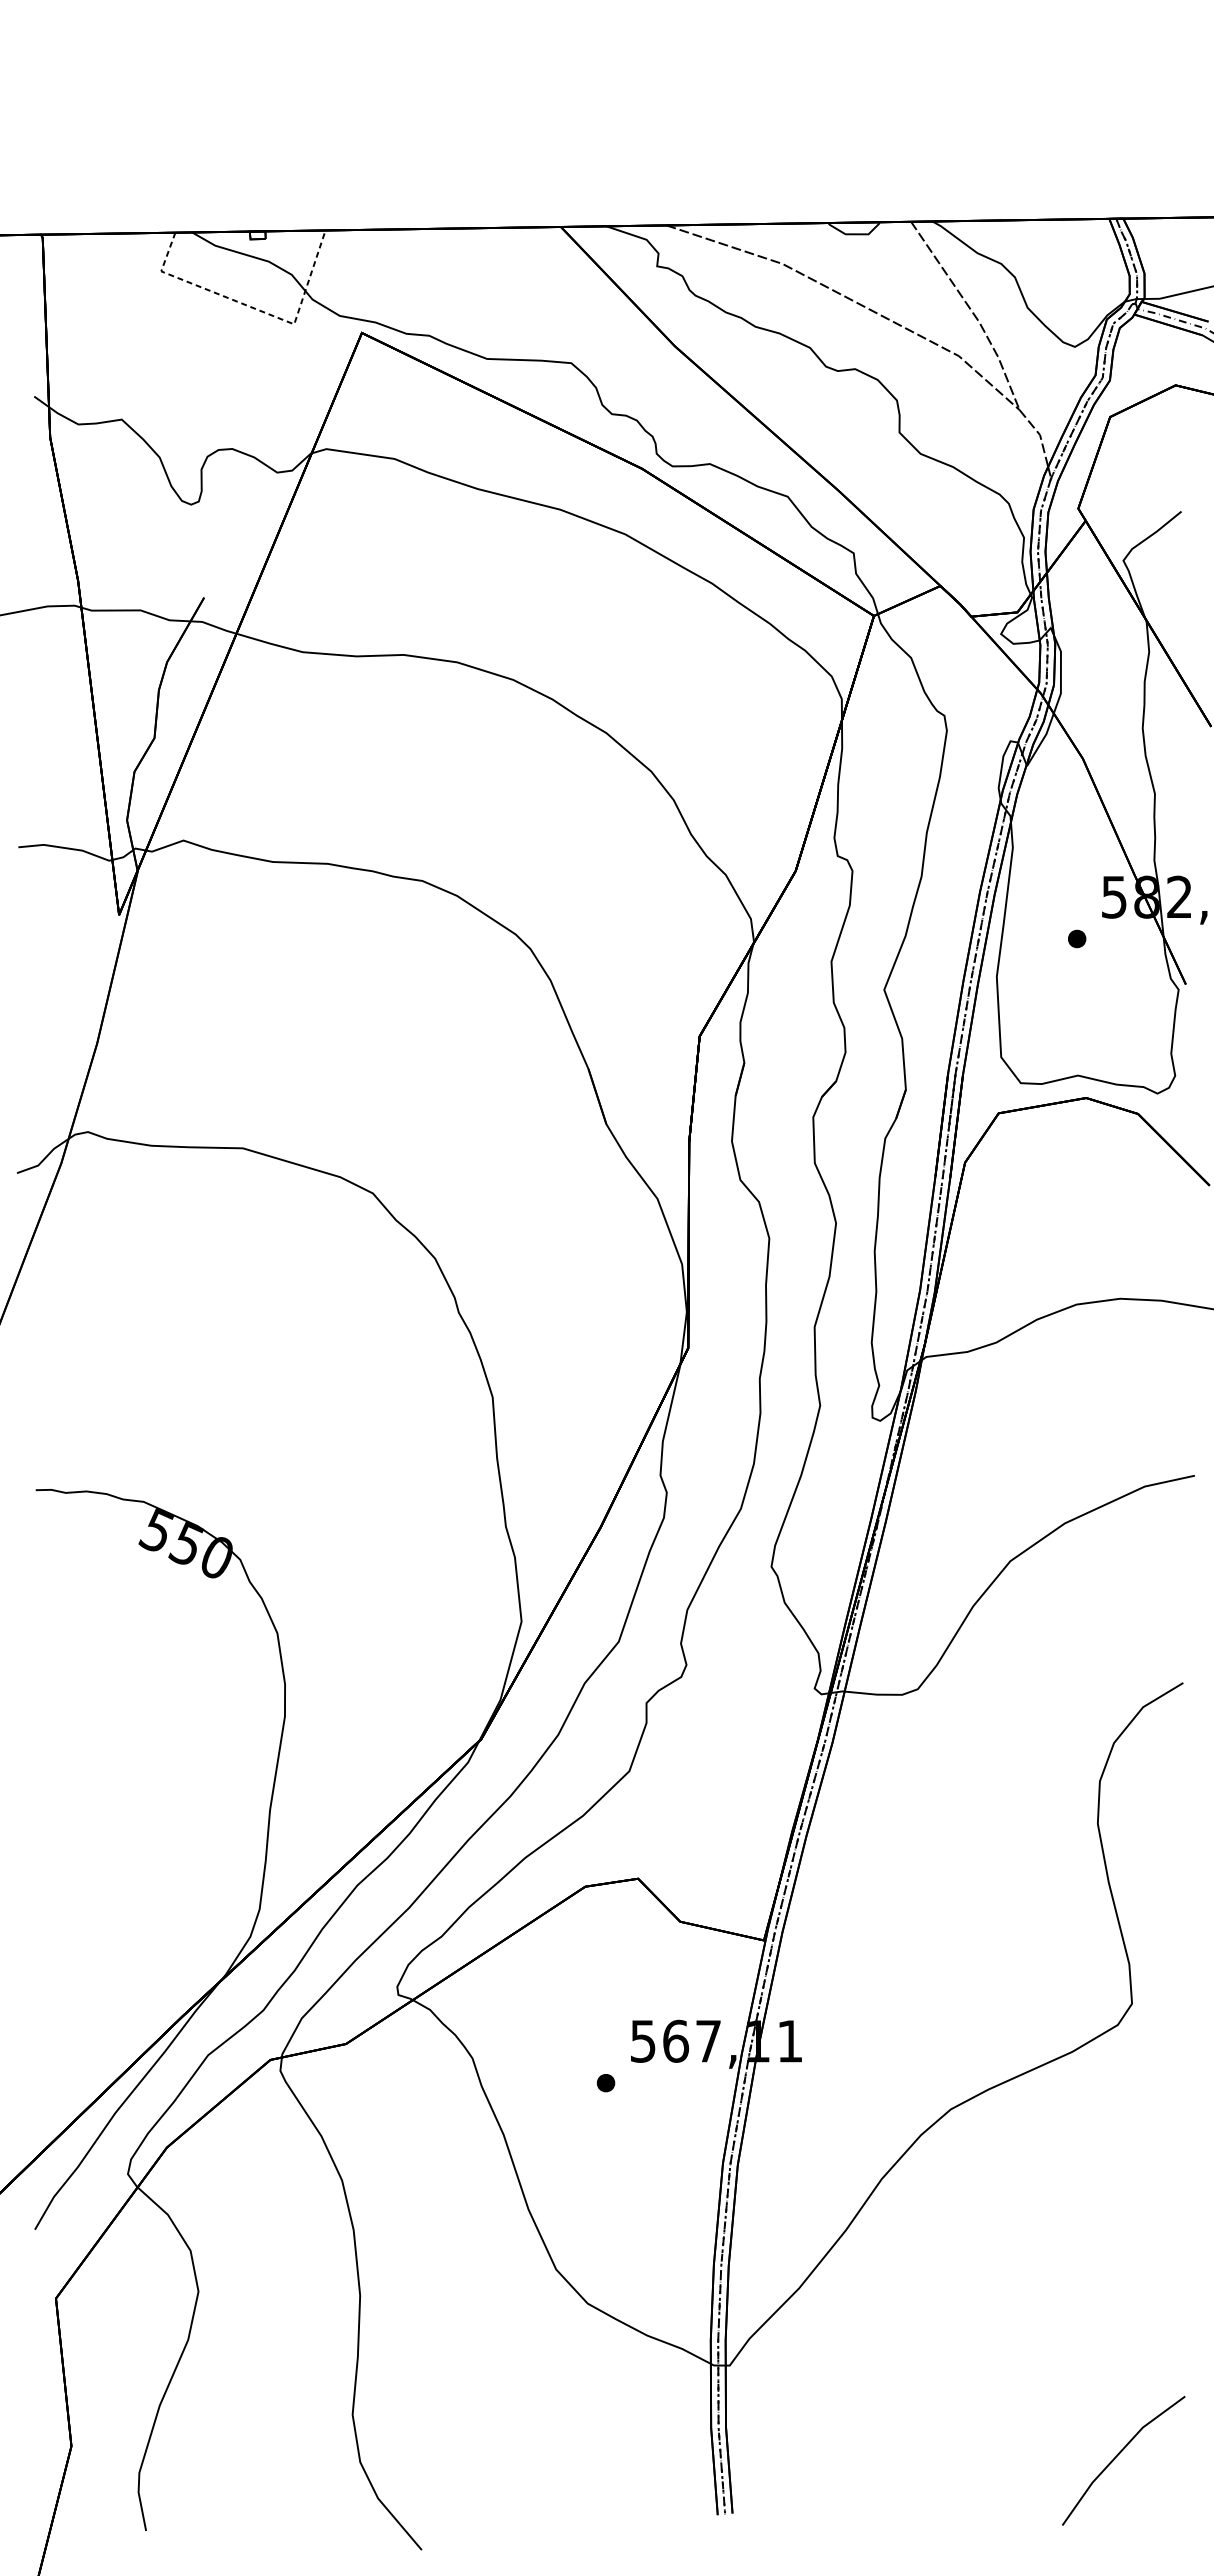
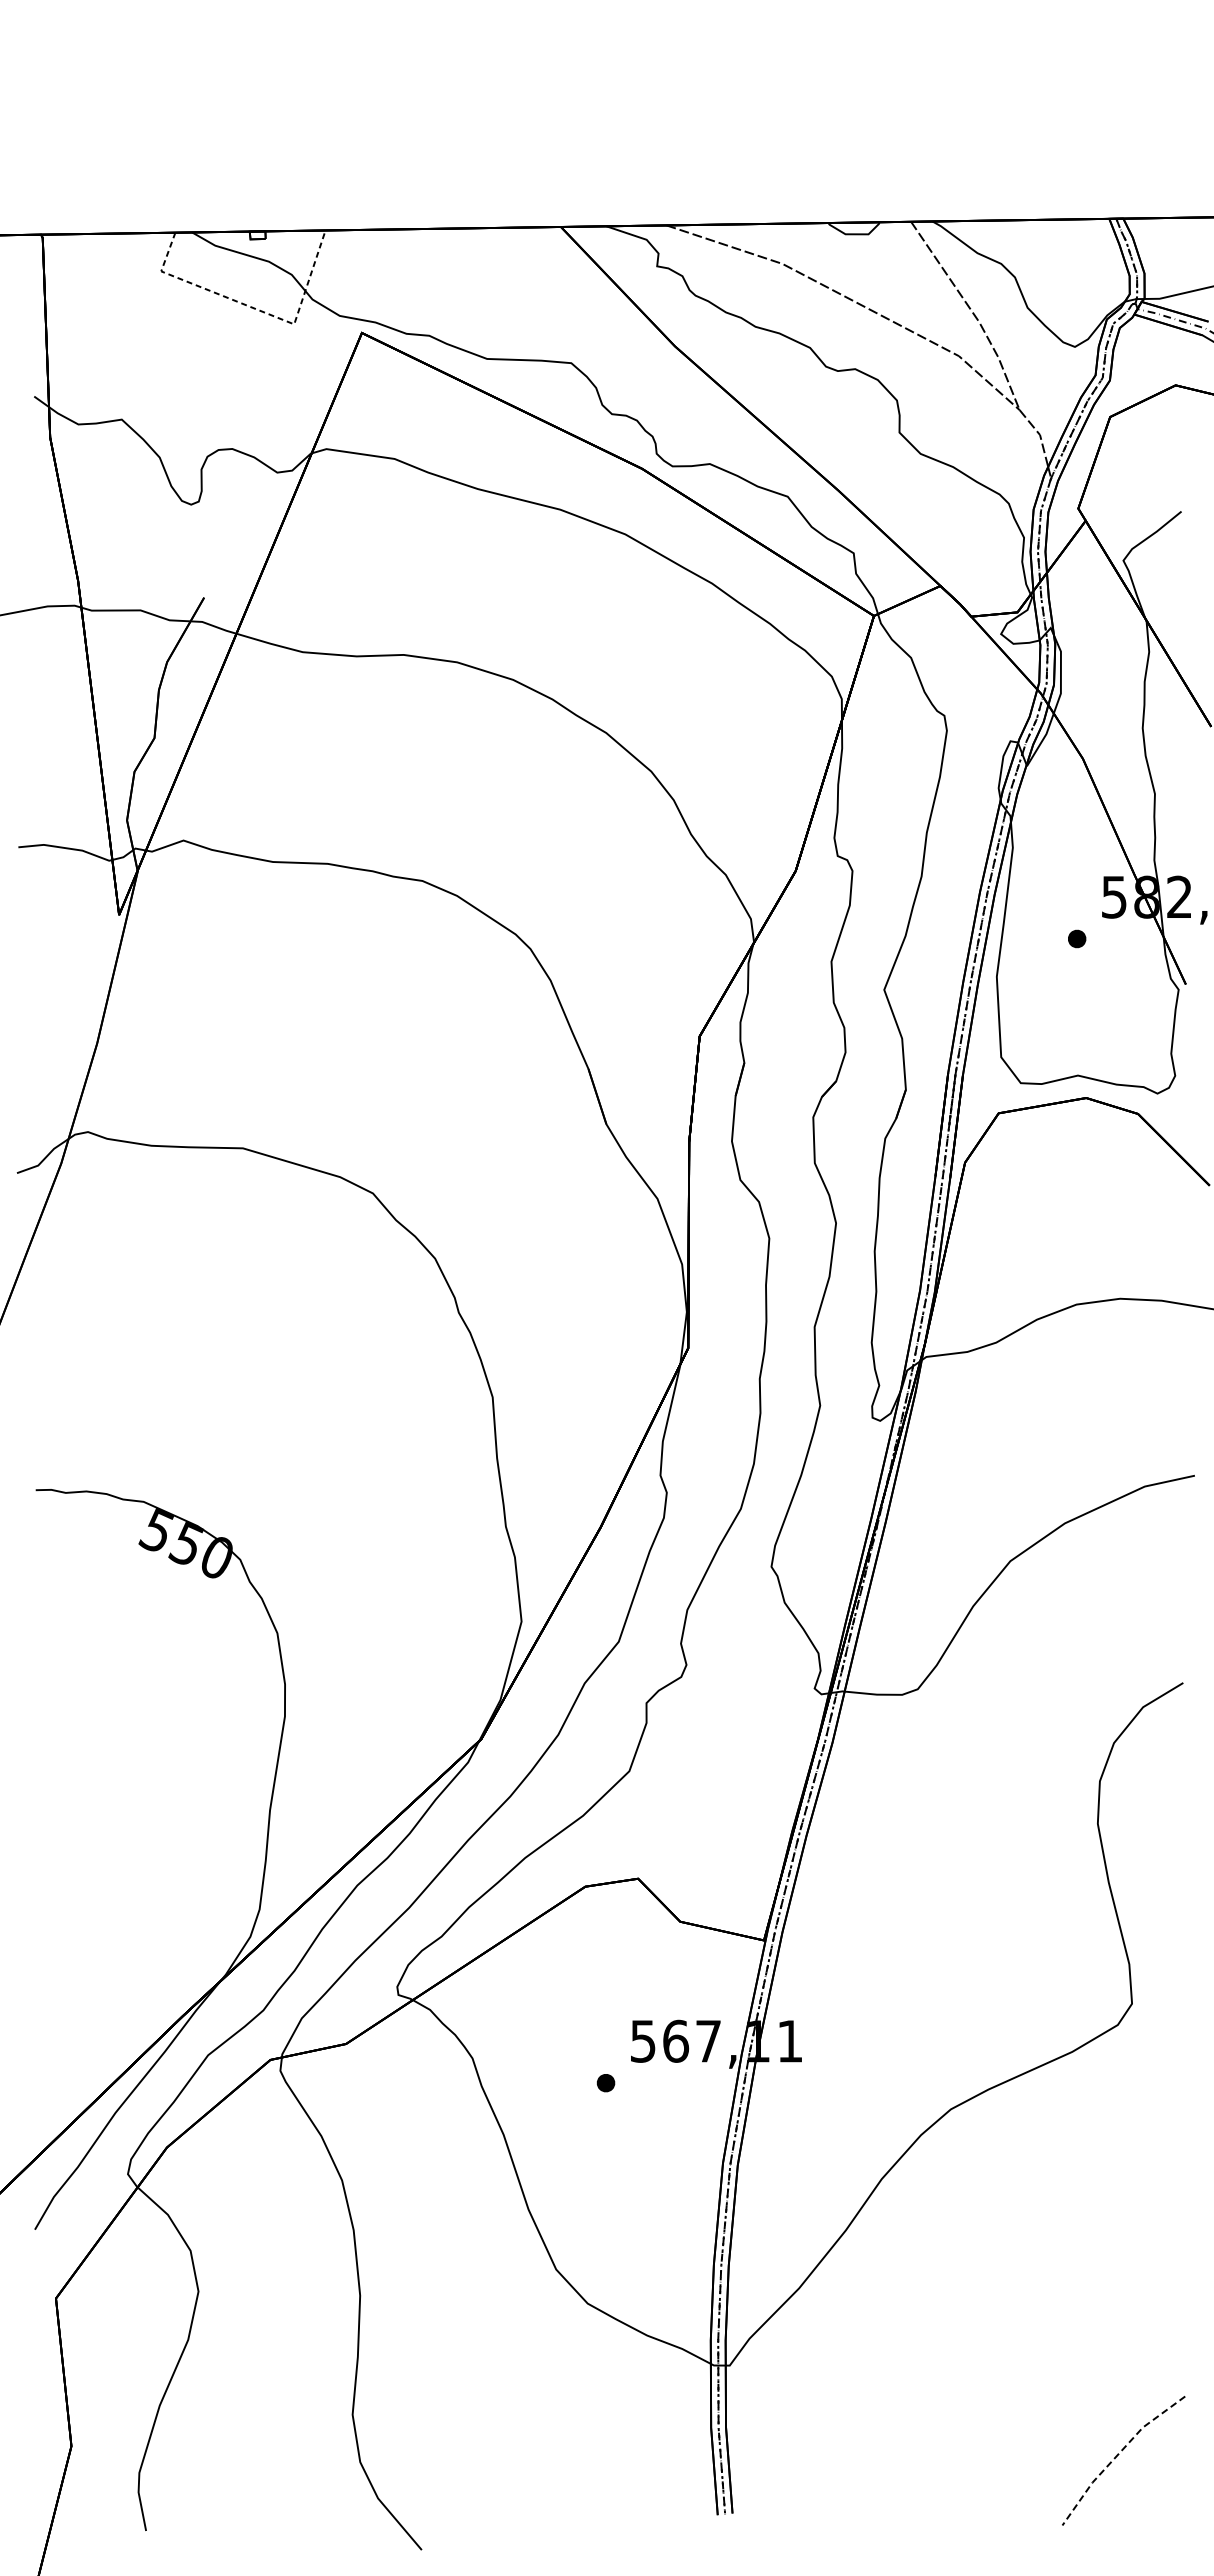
line: solid -> dashed (1117, 2455)
